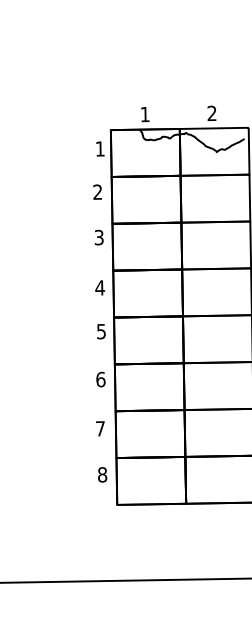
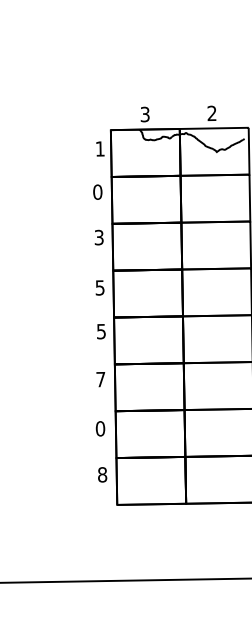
text: 1 -> 3 (144, 114)
text: 2 -> 0 (97, 191)
text: 4 -> 5 (100, 287)
text: 6 -> 7 (100, 379)
text: 7 -> 0 (100, 428)
